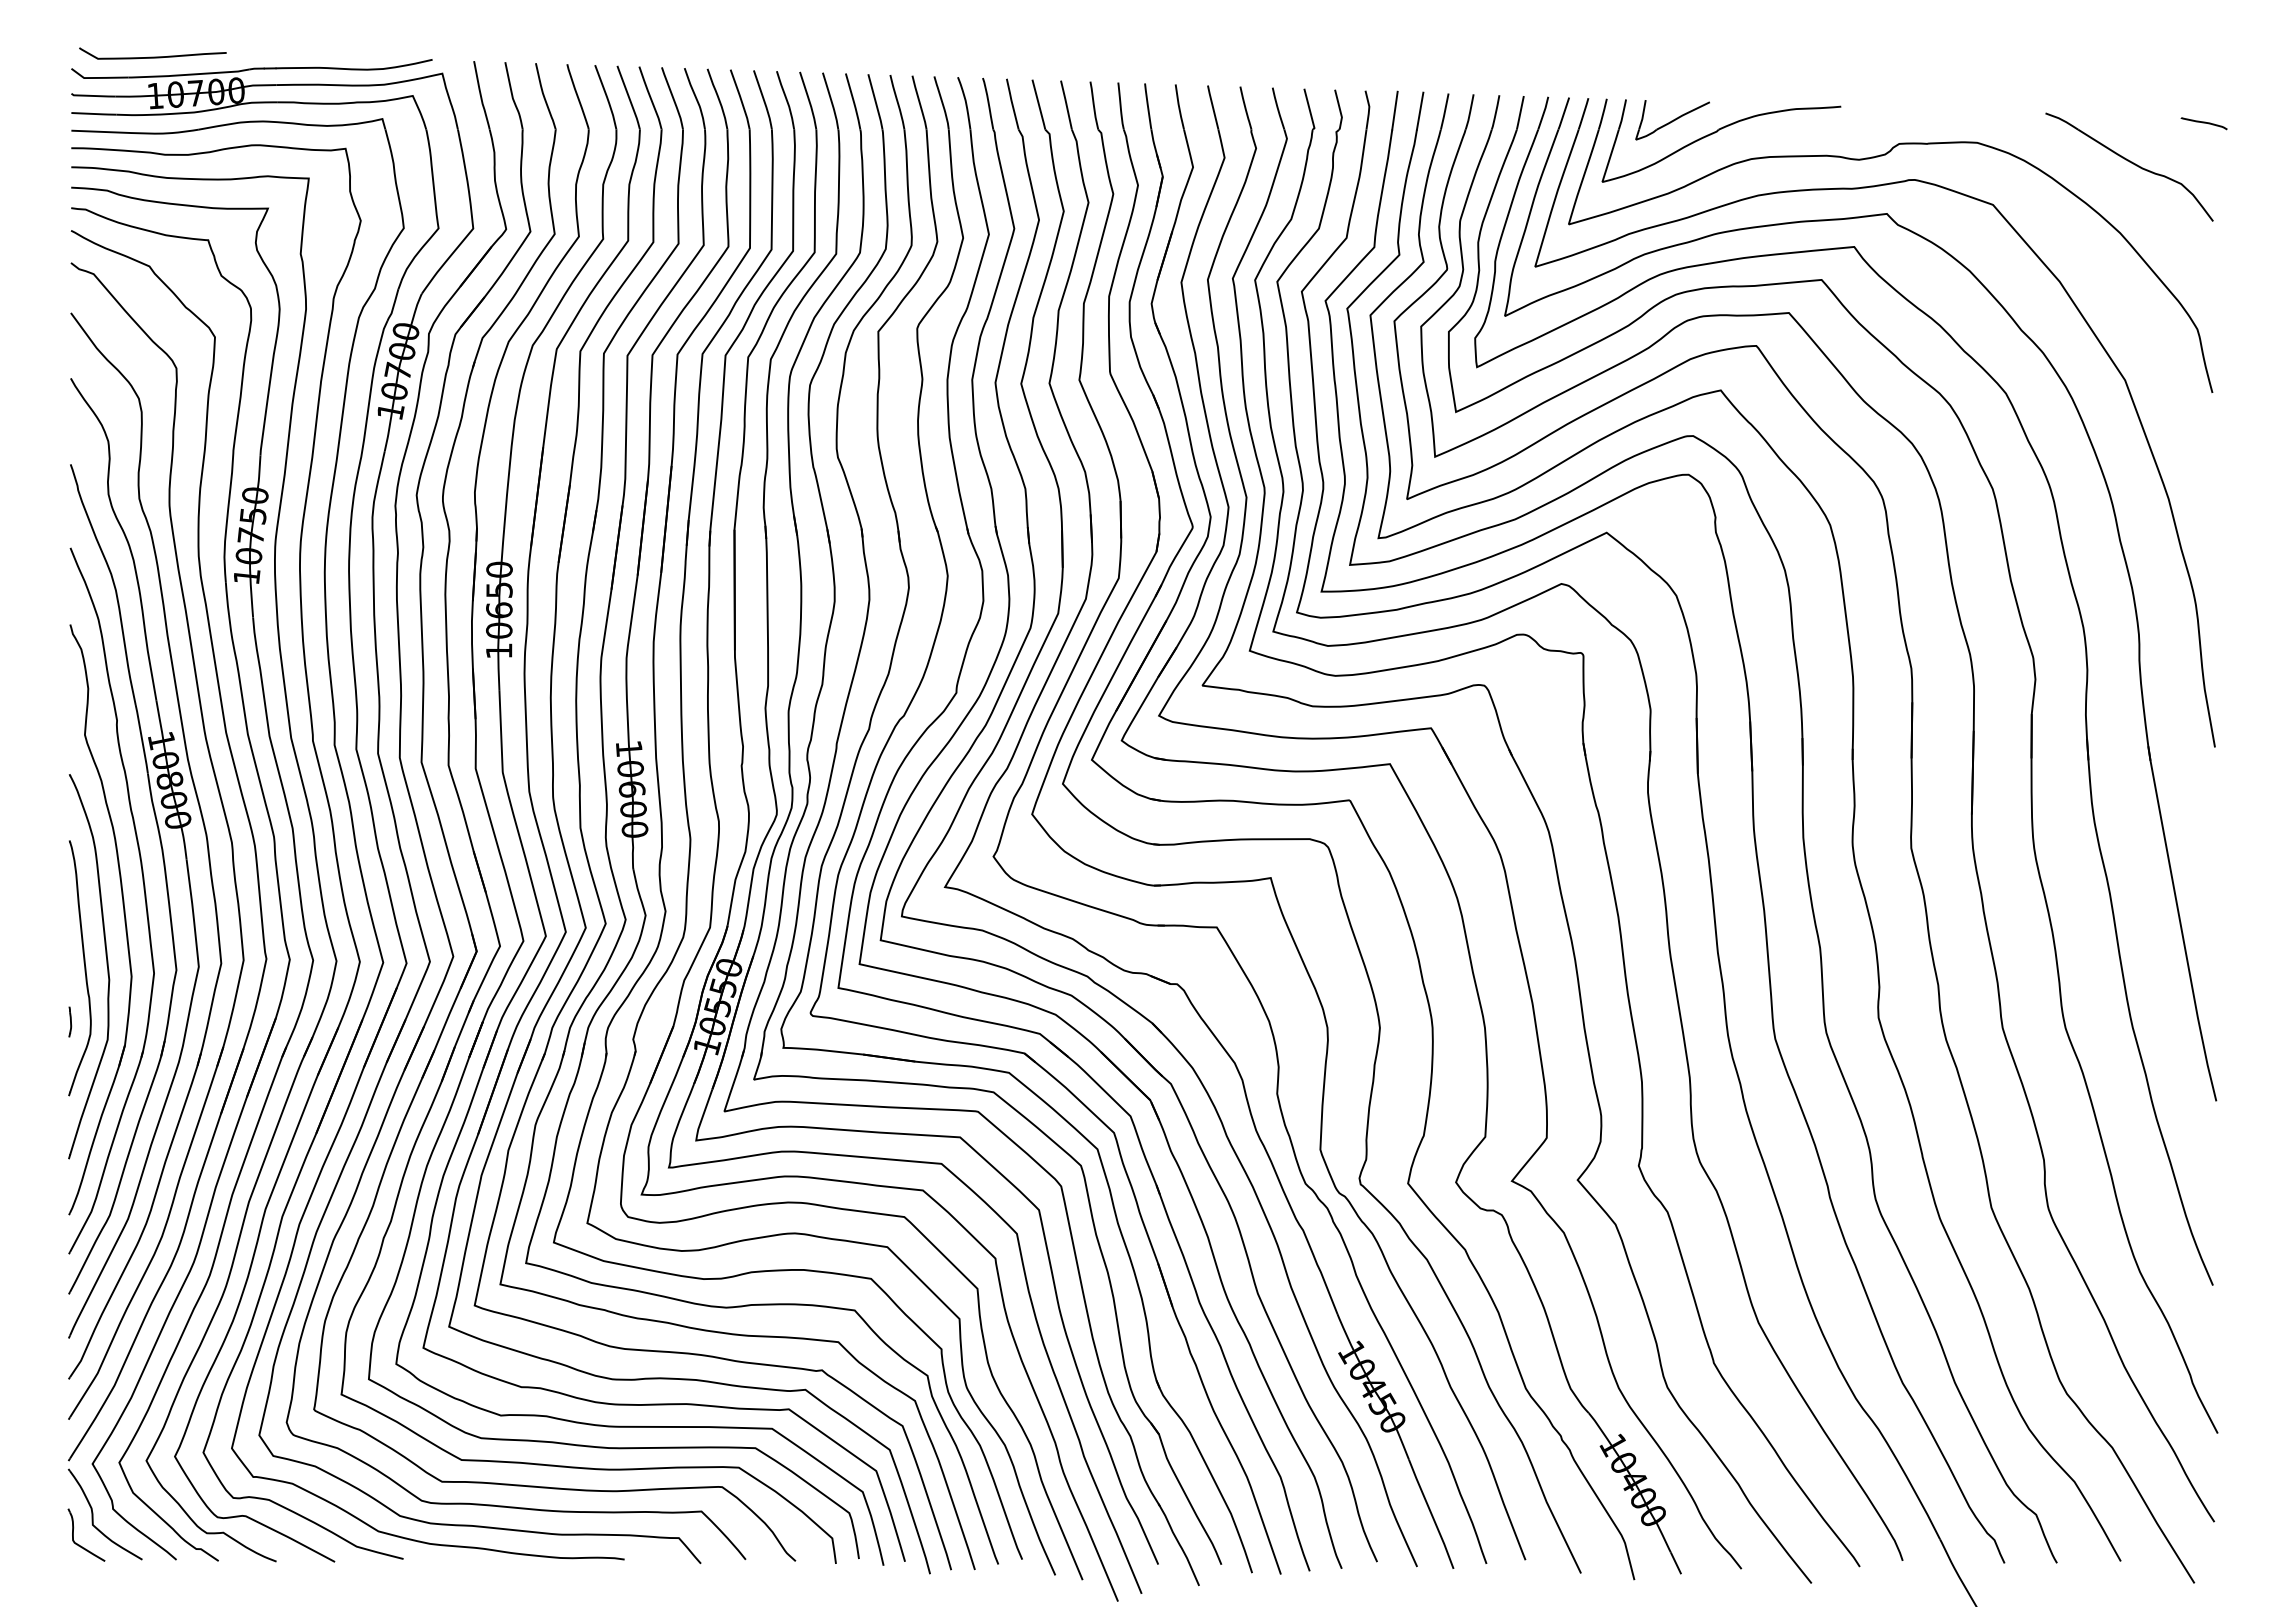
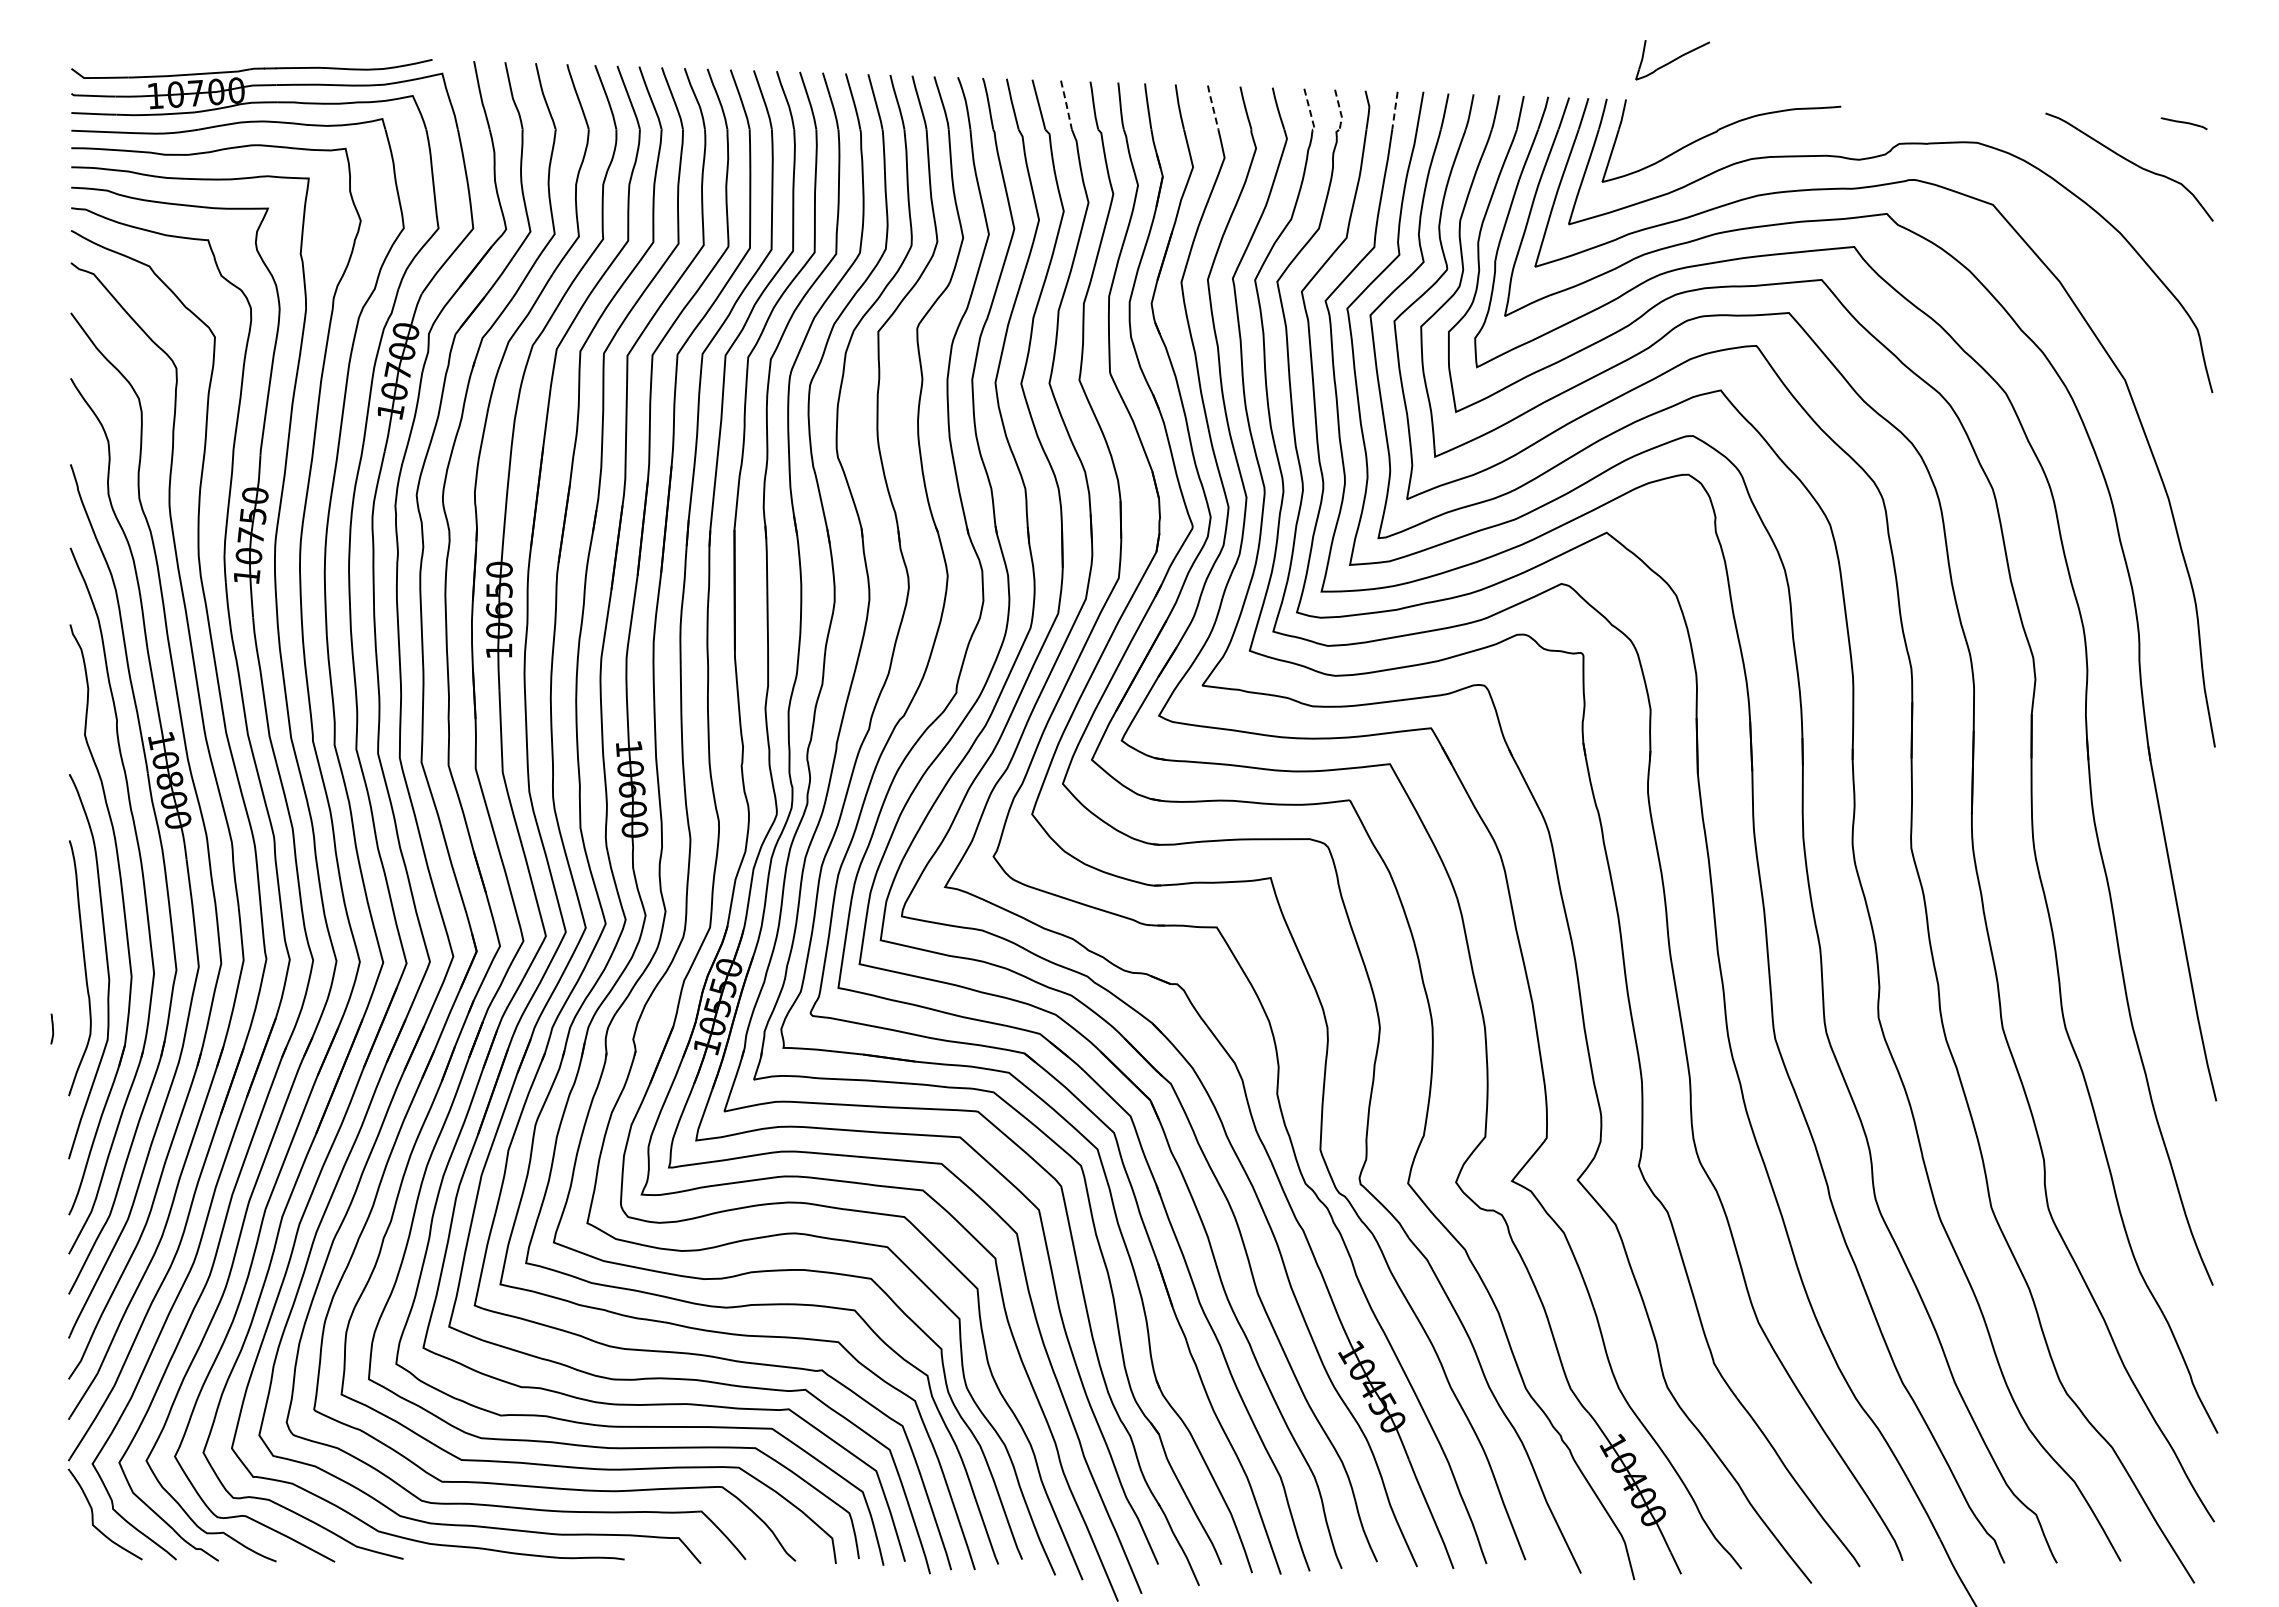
curve: present -> none (152, 56)
line: solid -> dashed (1066, 104)
line: solid -> dashed (1212, 106)
line: solid -> dashed (1310, 110)
line: solid -> dashed (1340, 111)
line: solid -> dashed (1394, 111)
part position: (1672, 120) -> (1672, 60) (1672, 60)
curve position: (2203, 123) -> (2183, 123) (2183, 123)
part position: (70, 1021) -> (52, 1028) (52, 1028)
part: present -> none (81, 1545)
